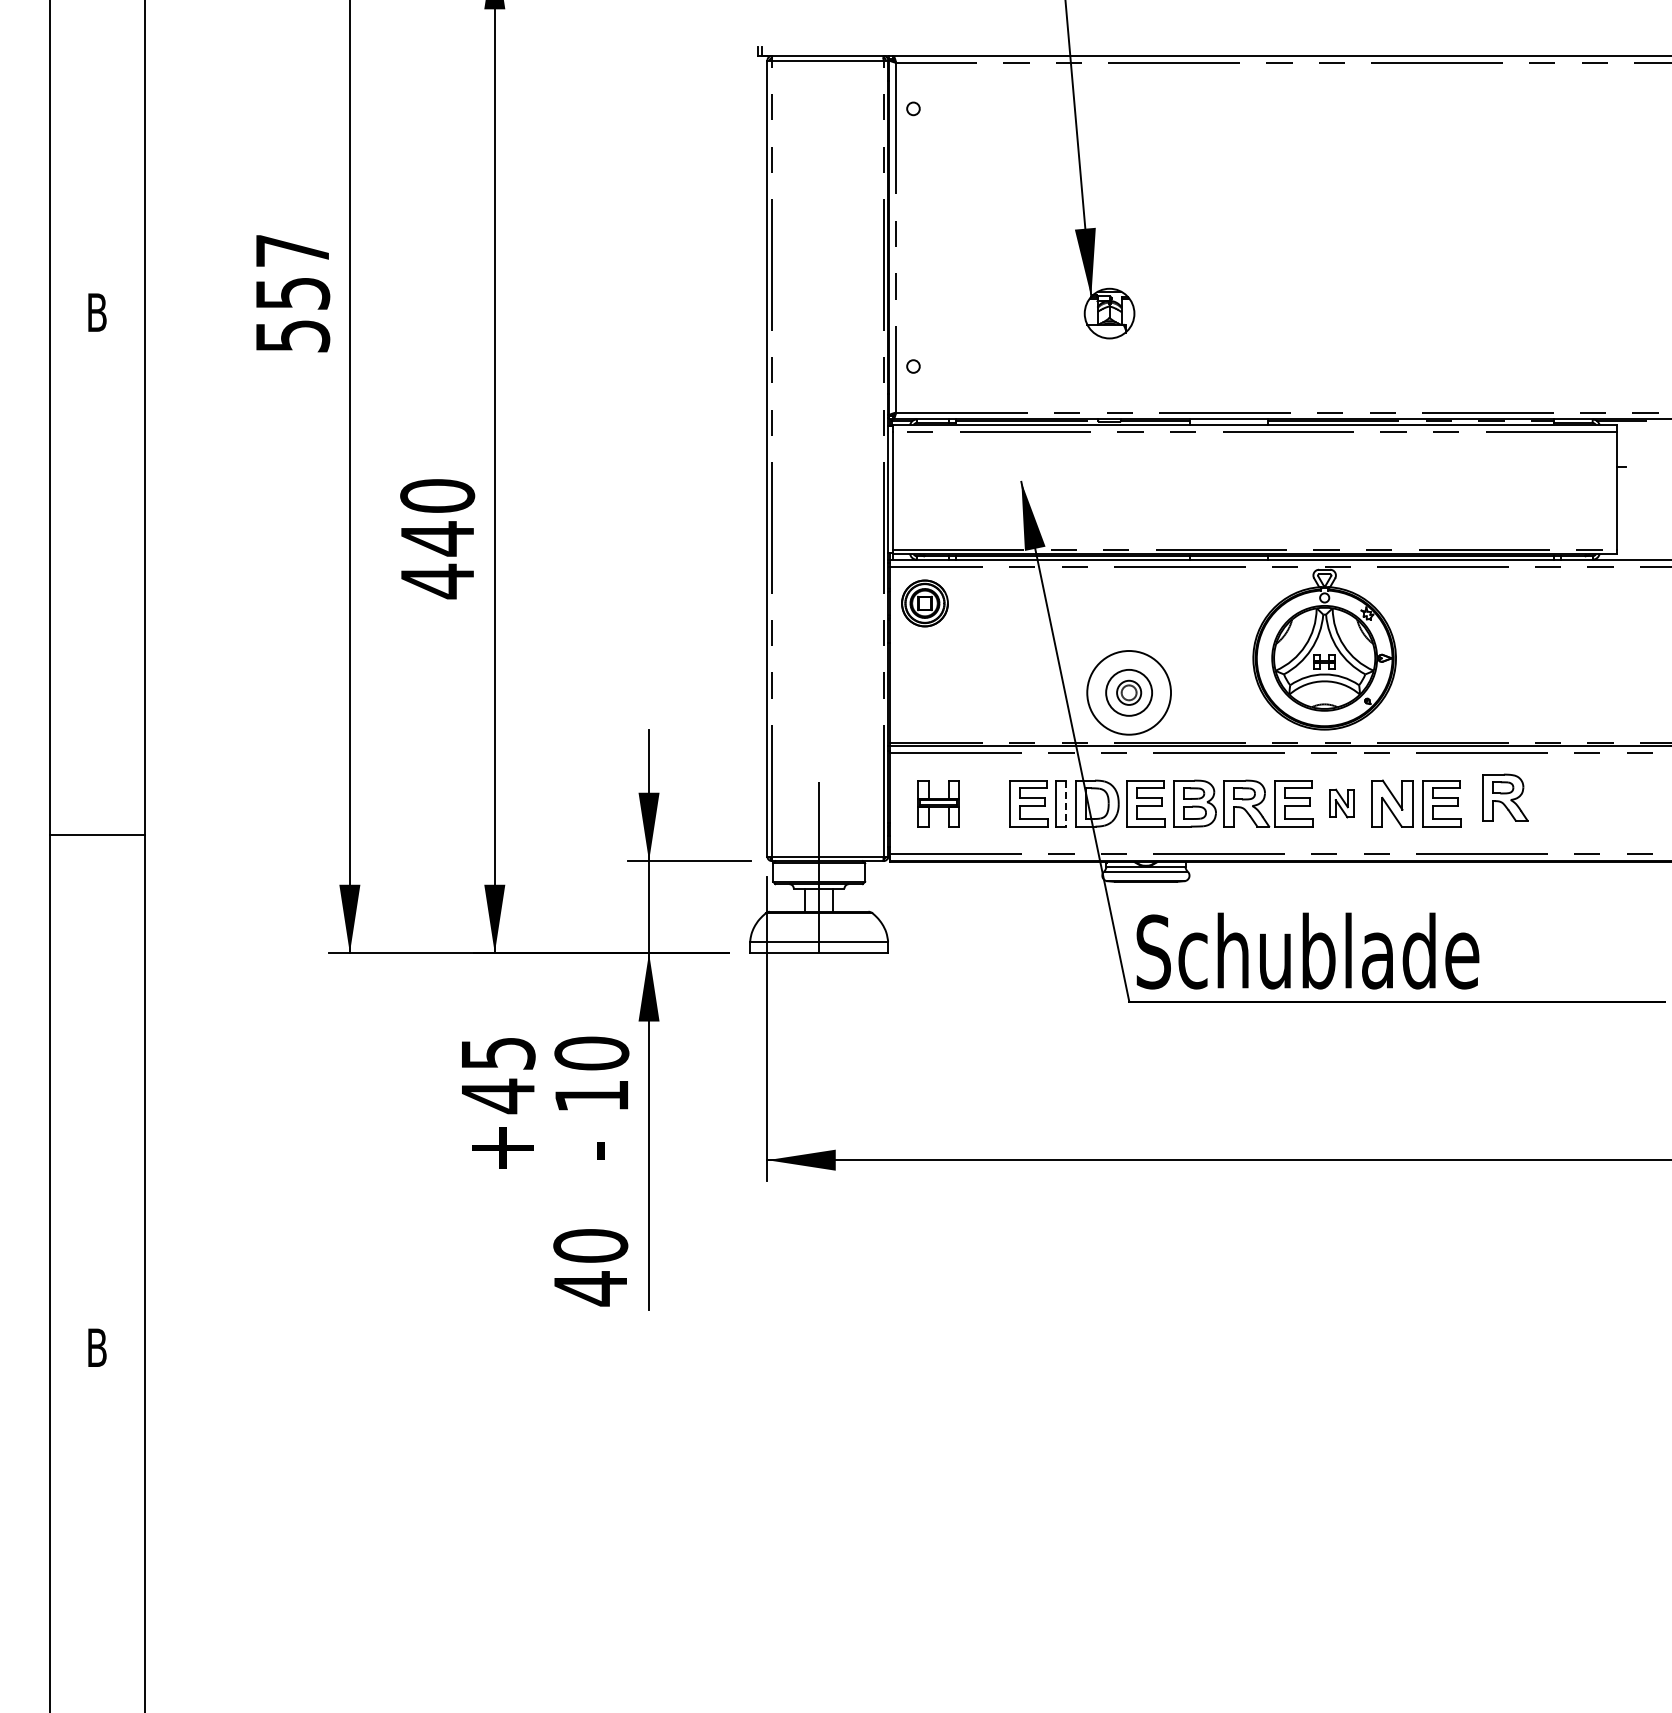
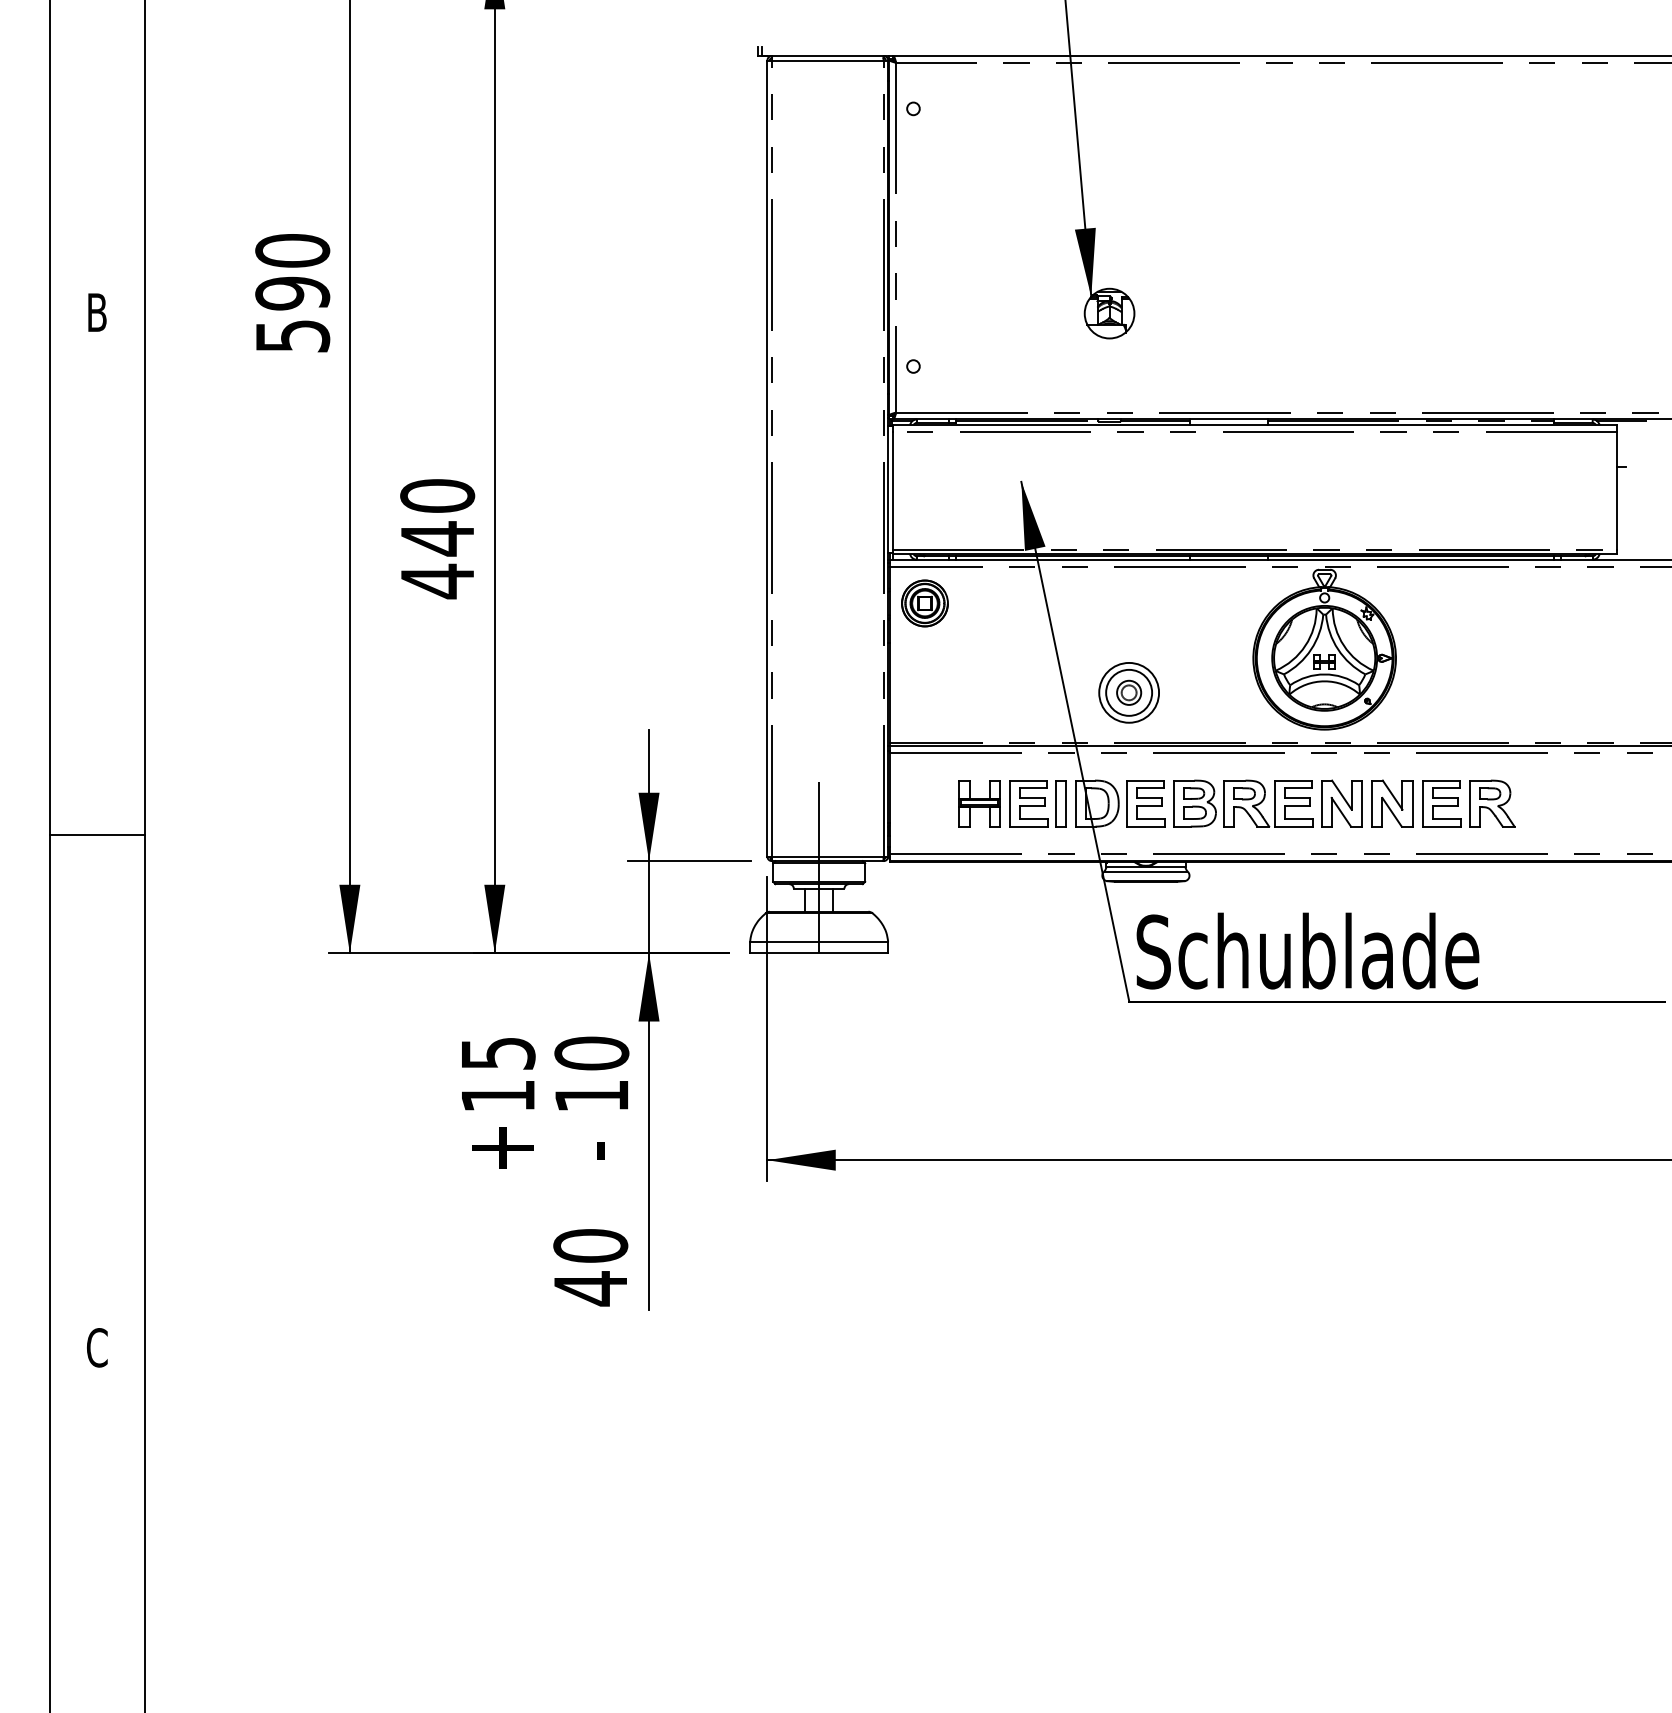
text: 557 -> 590 (292, 272)
circle diameter: 84 px -> 60 px (1129, 692)
part position: (1505, 797) -> (1492, 803) (1492, 803)
part position: (938, 803) -> (979, 803) (979, 803)
part size: 26x31 px -> 42x49 px (1341, 803)
line: dashed -> solid (1066, 804)
text: 45 -> 15 (498, 1096)
text: B -> C (96, 1347)
